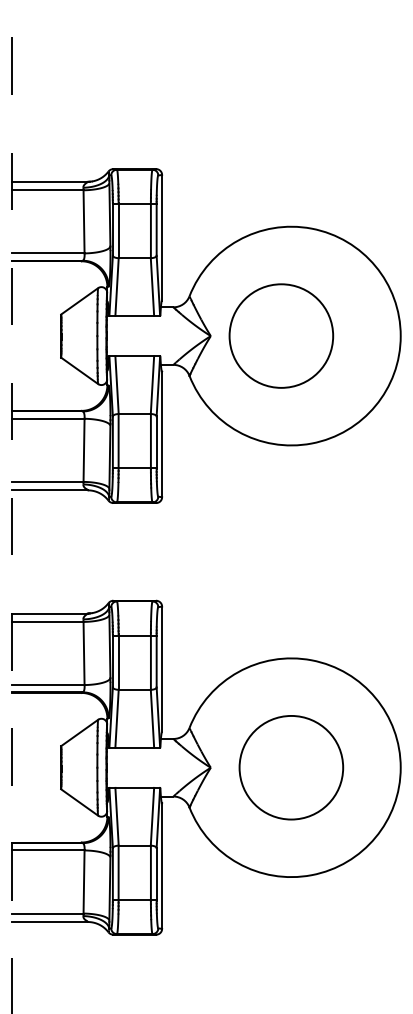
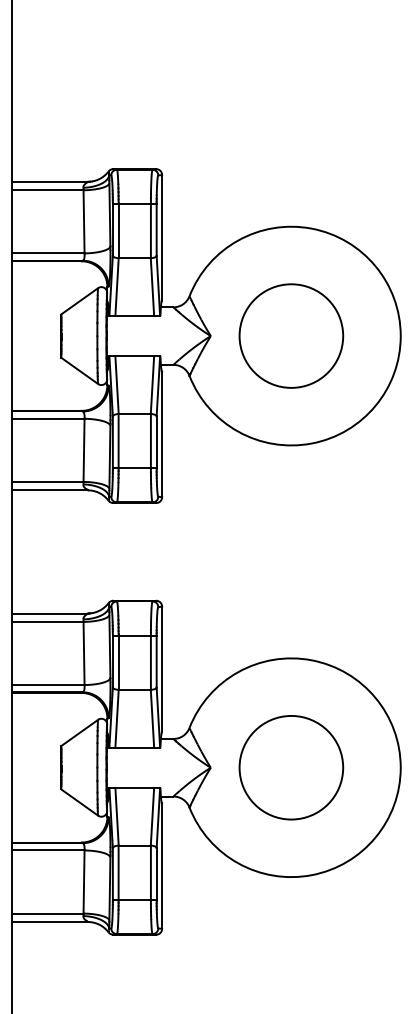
circle position: (281, 335) -> (291, 335) (291, 335)
line: dashed -> solid (12, 506)
